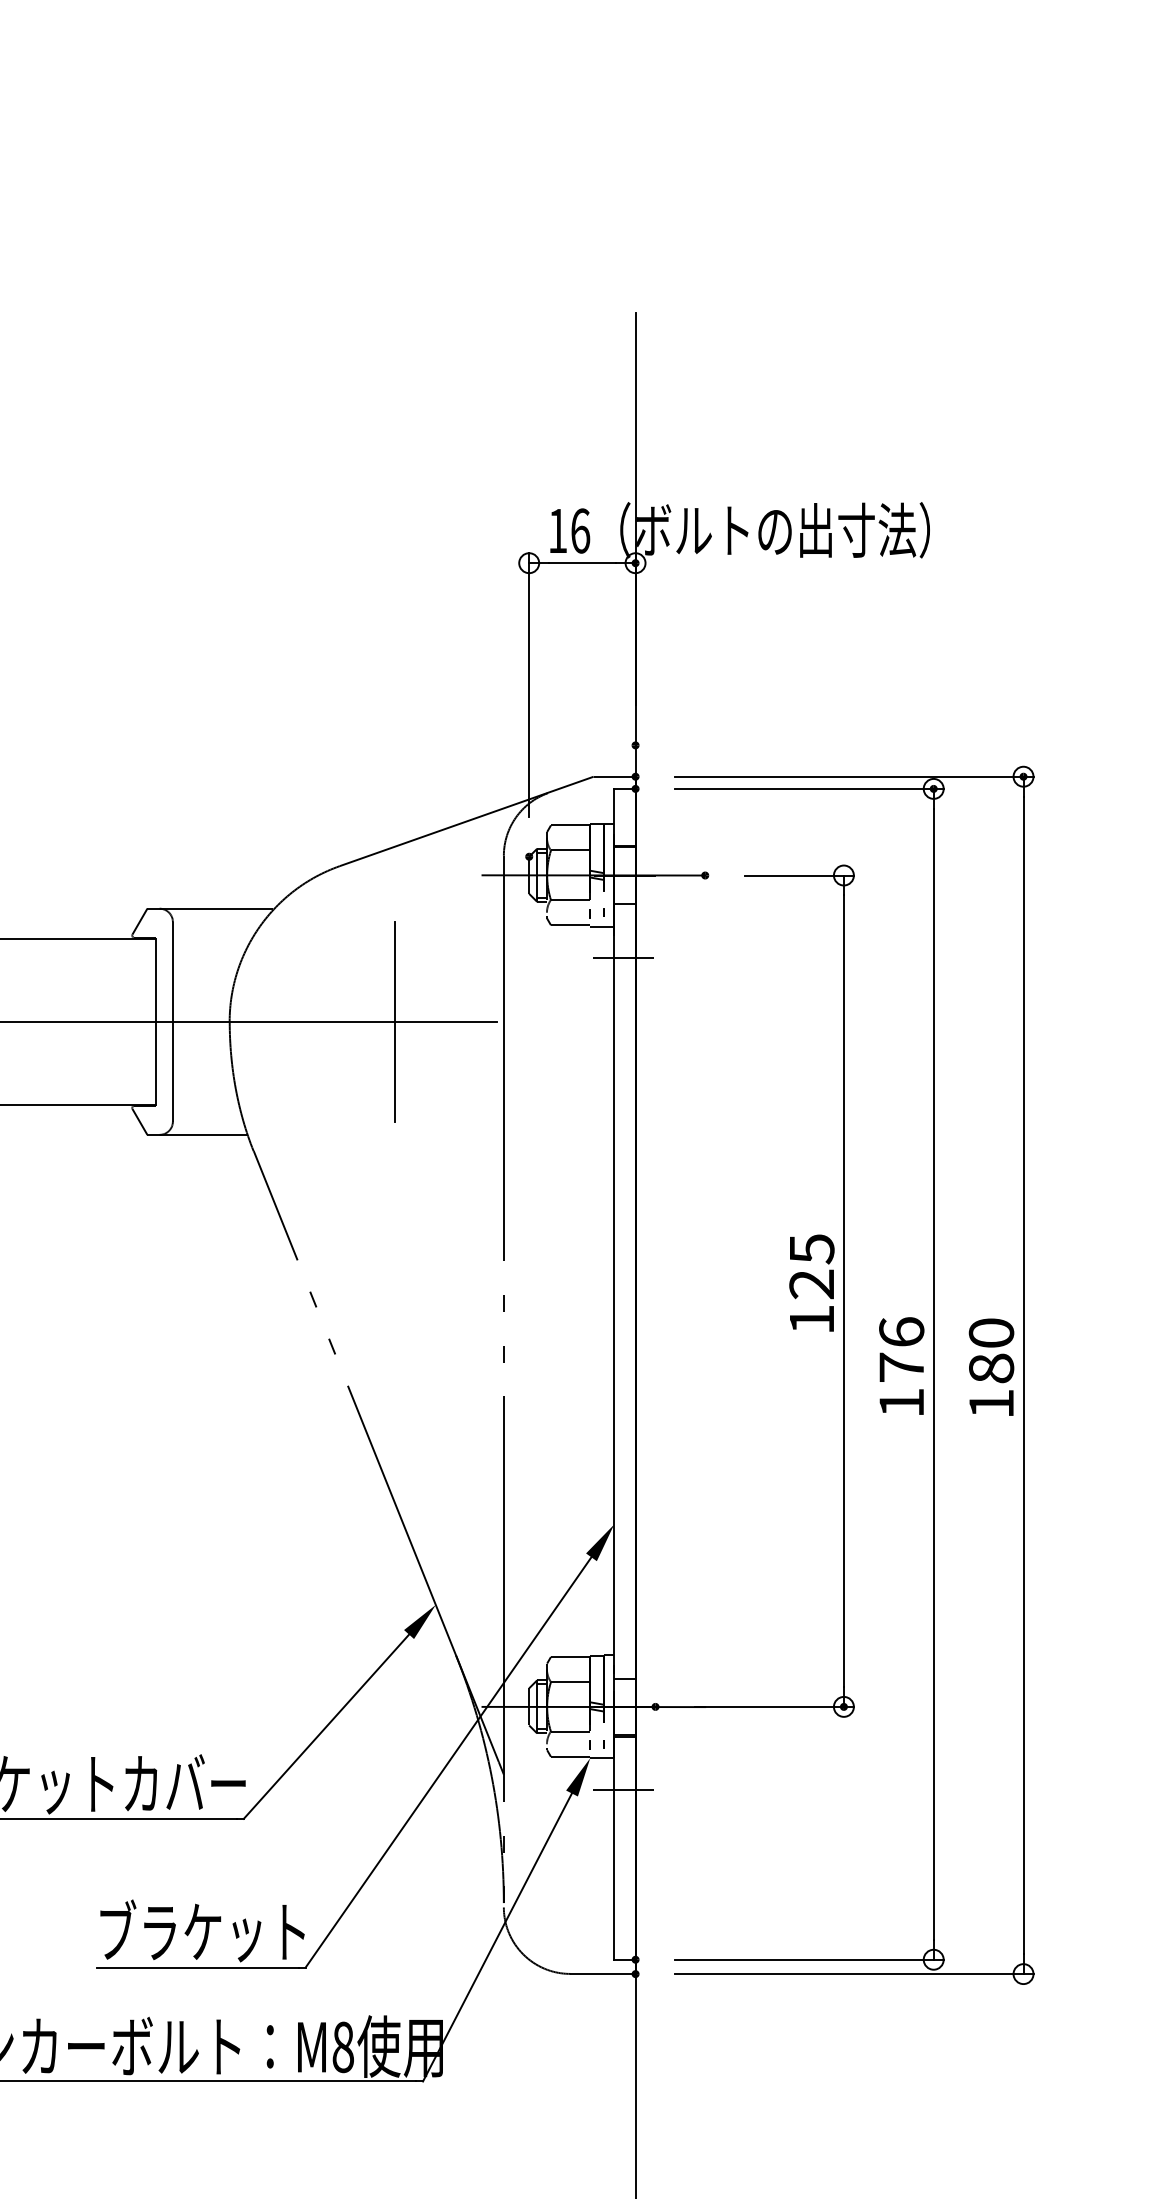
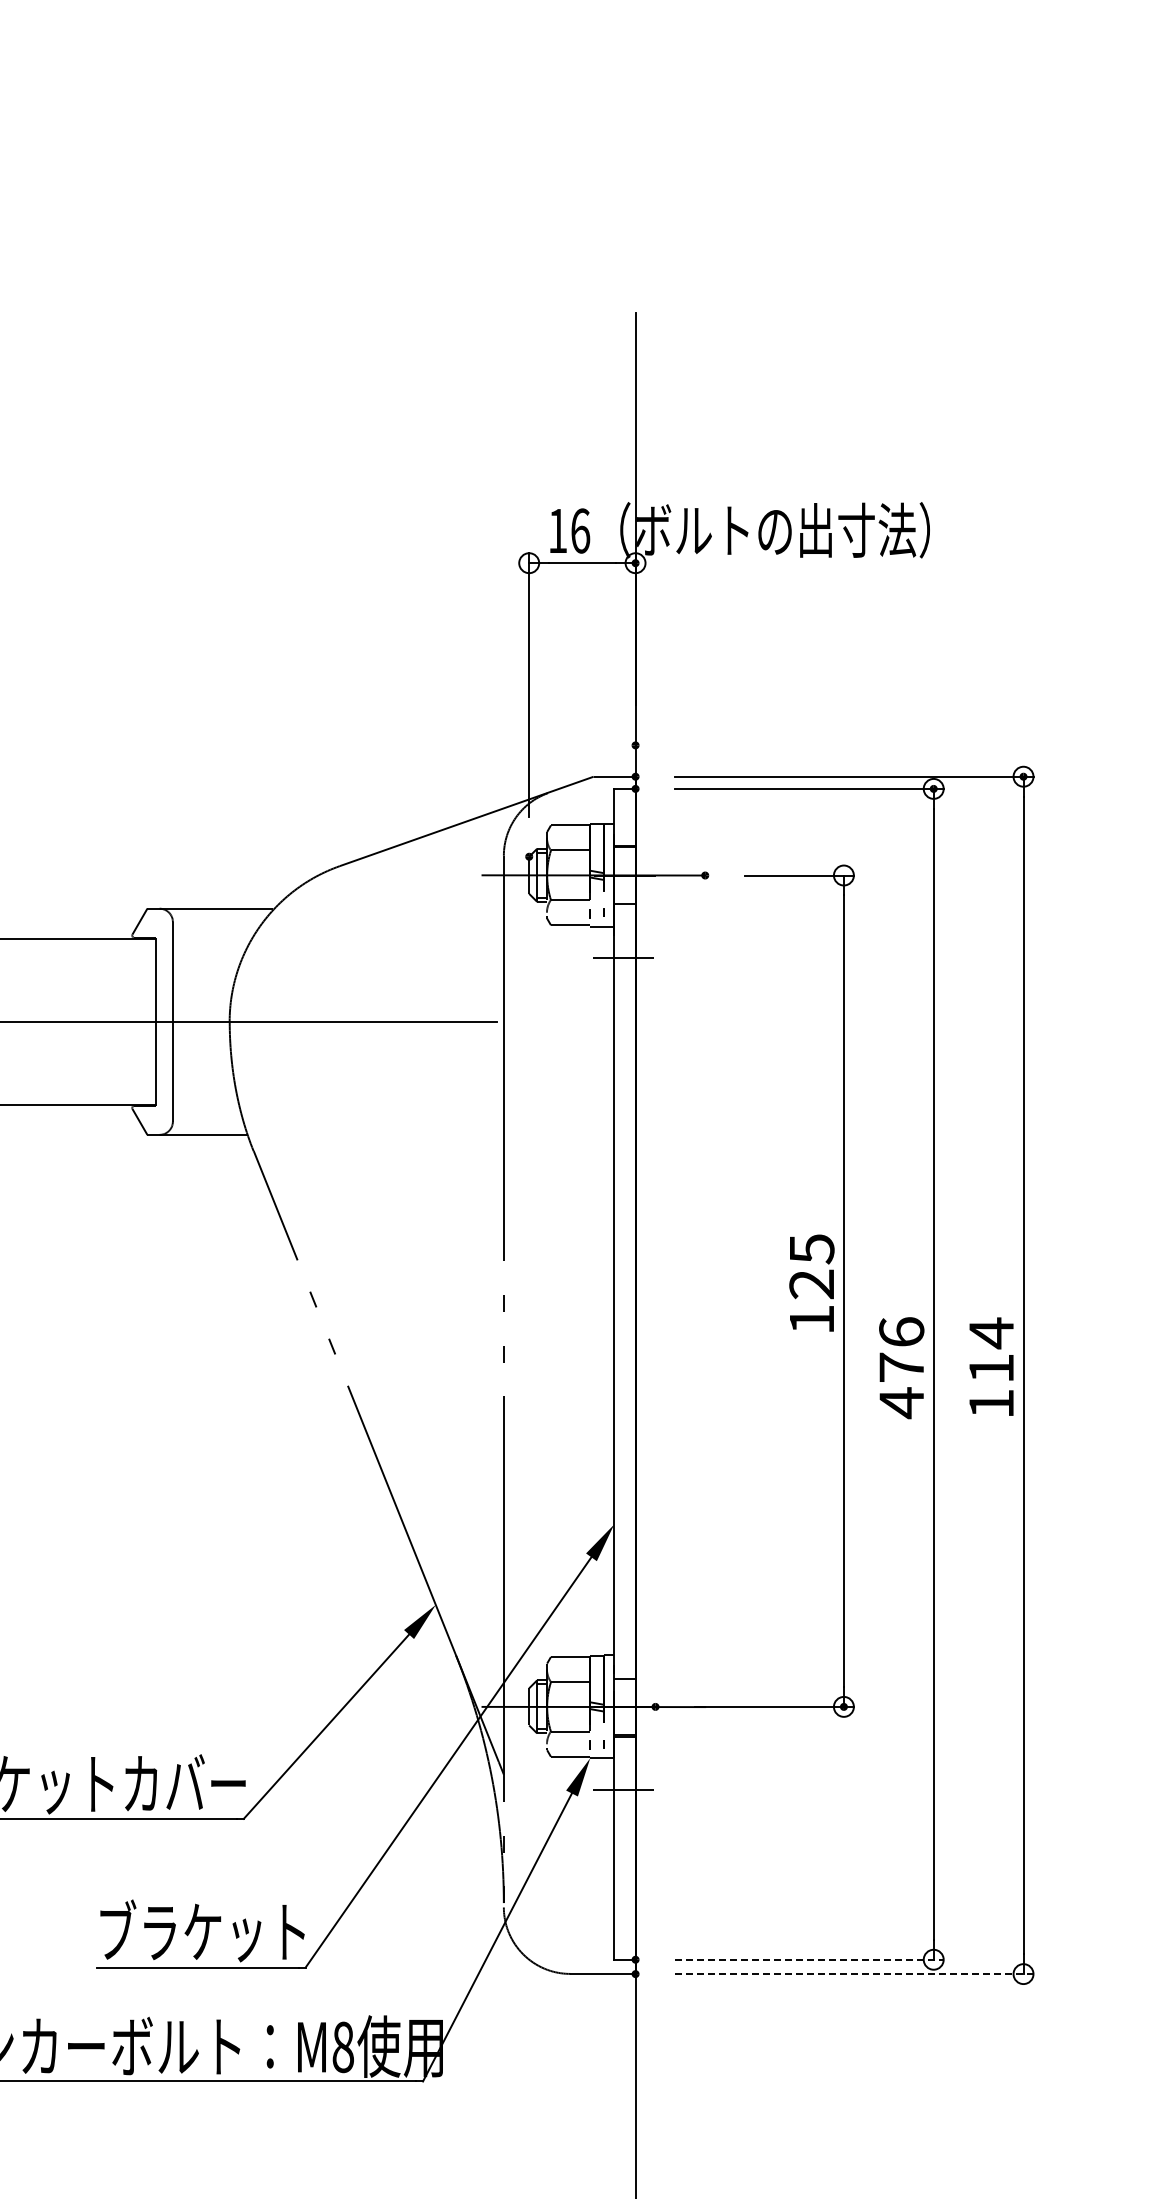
line: present -> none (394, 1021)
text: 180 -> 114 (991, 1350)
text: 176 -> 476 (901, 1403)
line: solid -> dashed (810, 1959)
line: solid -> dashed (854, 1974)
